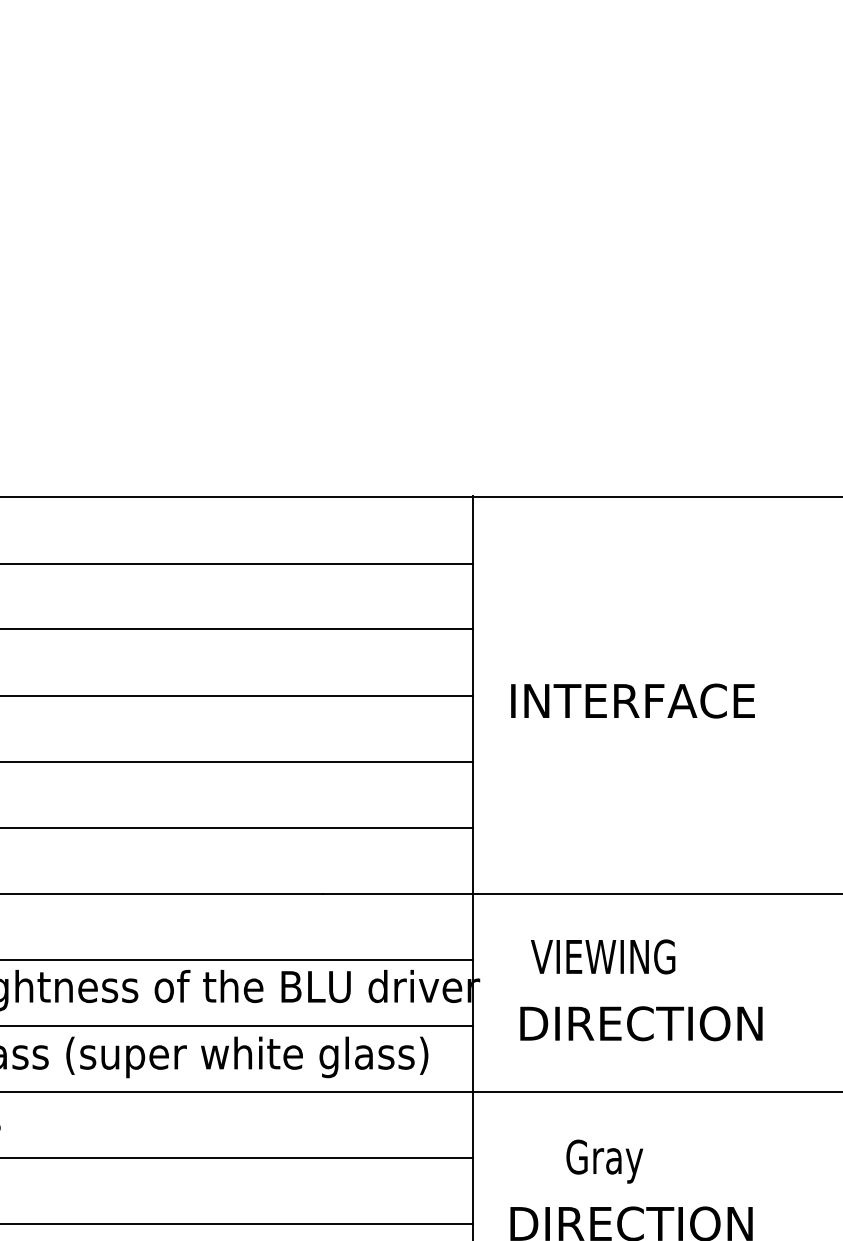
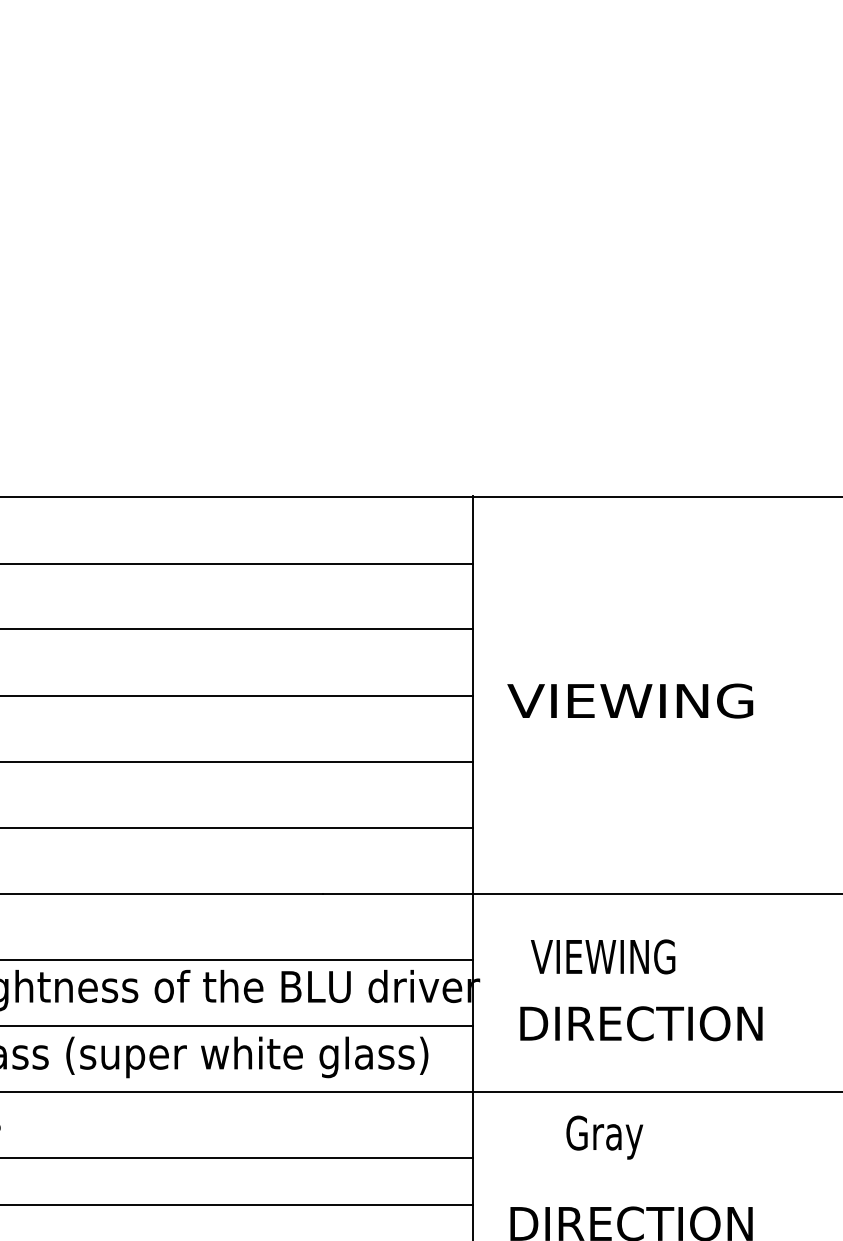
text: INTERFACE -> VIEWING (630, 700)
text position: (604, 1161) -> (604, 1137) (604, 1137)
line position: (237, 1224) -> (237, 1205) (237, 1205)
